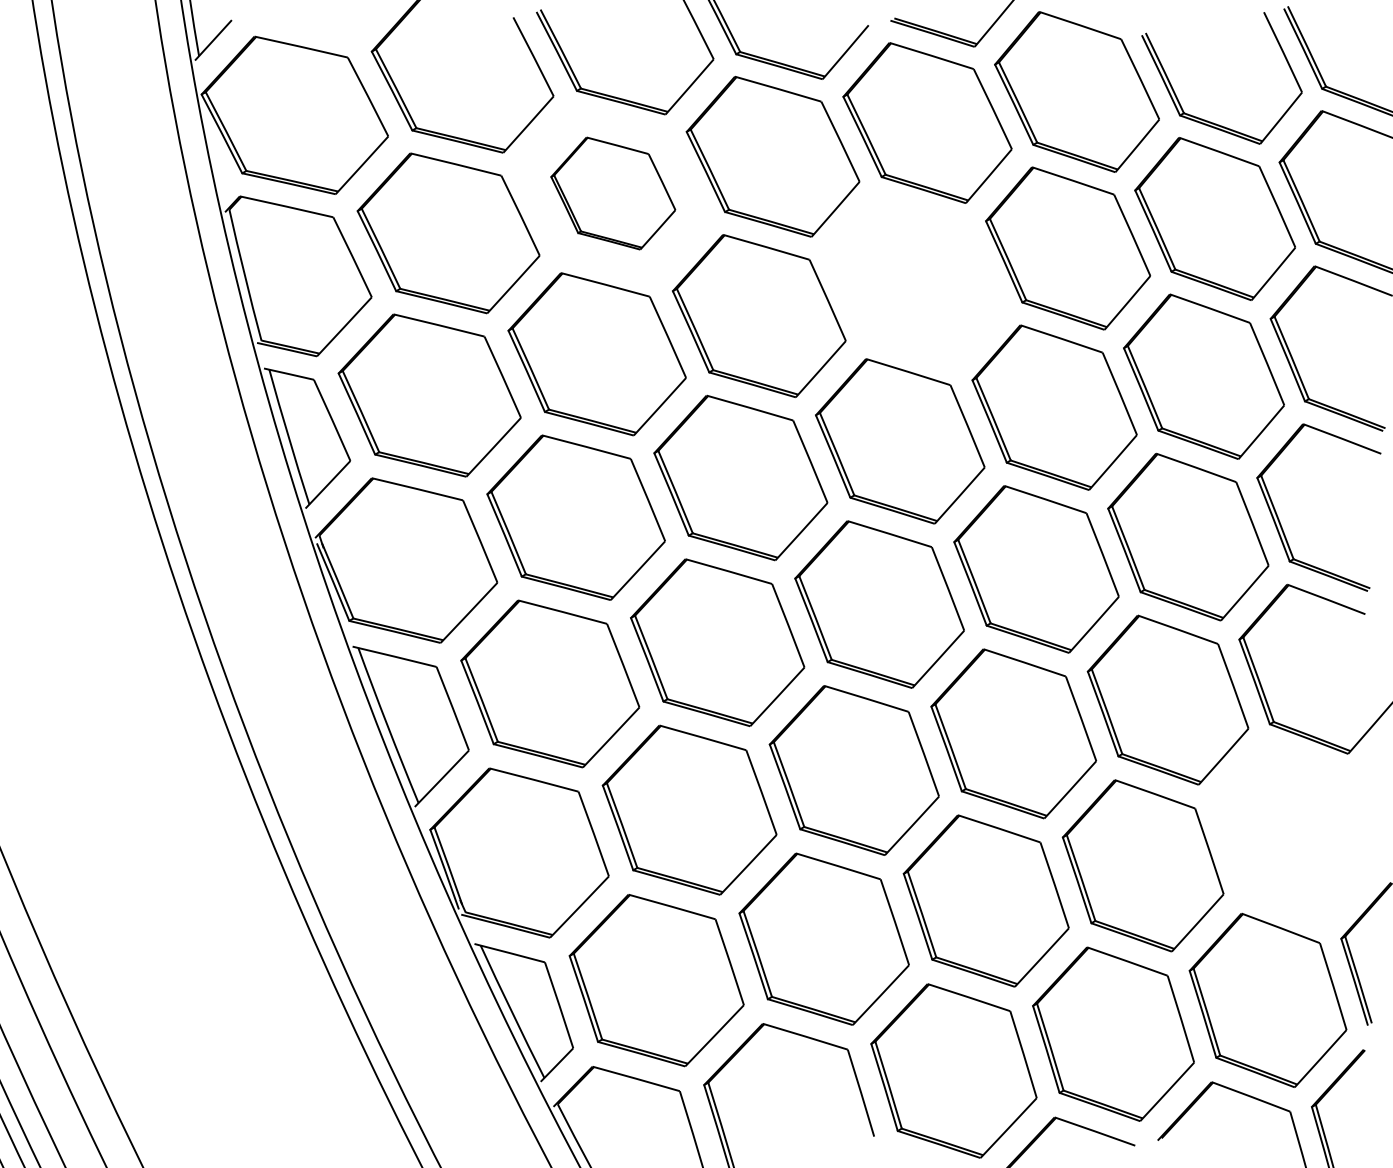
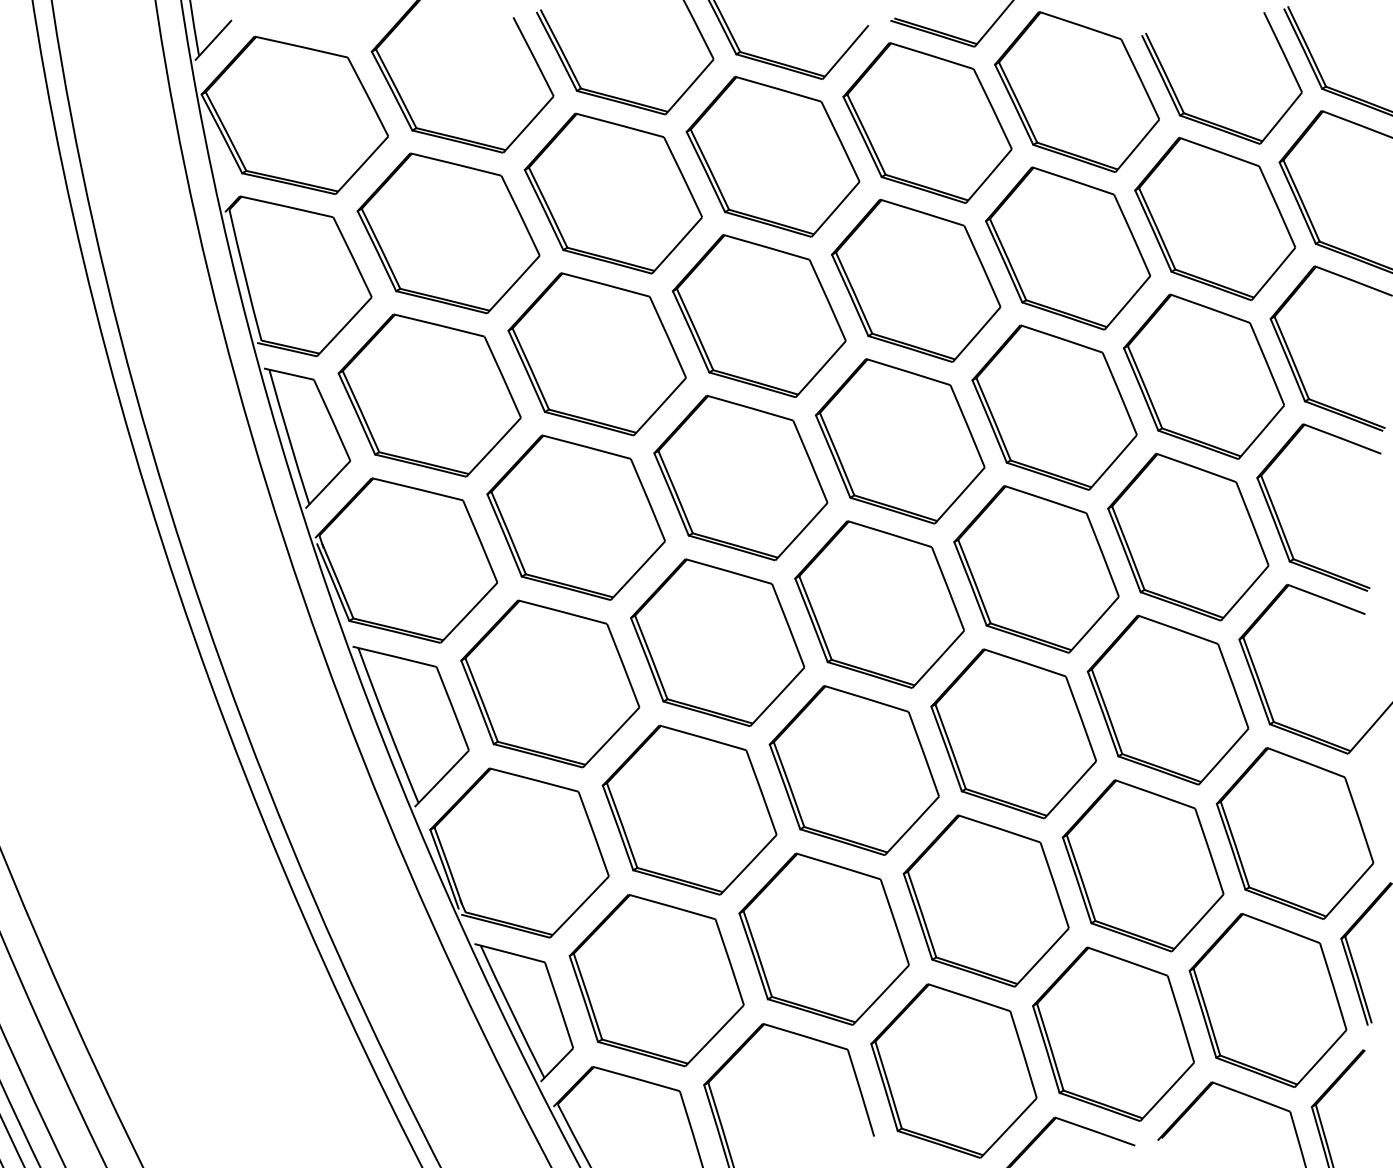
part size: 127x115 px -> 180x163 px (612, 193)
part: none -> present (916, 280)
part: none -> present (1294, 833)
